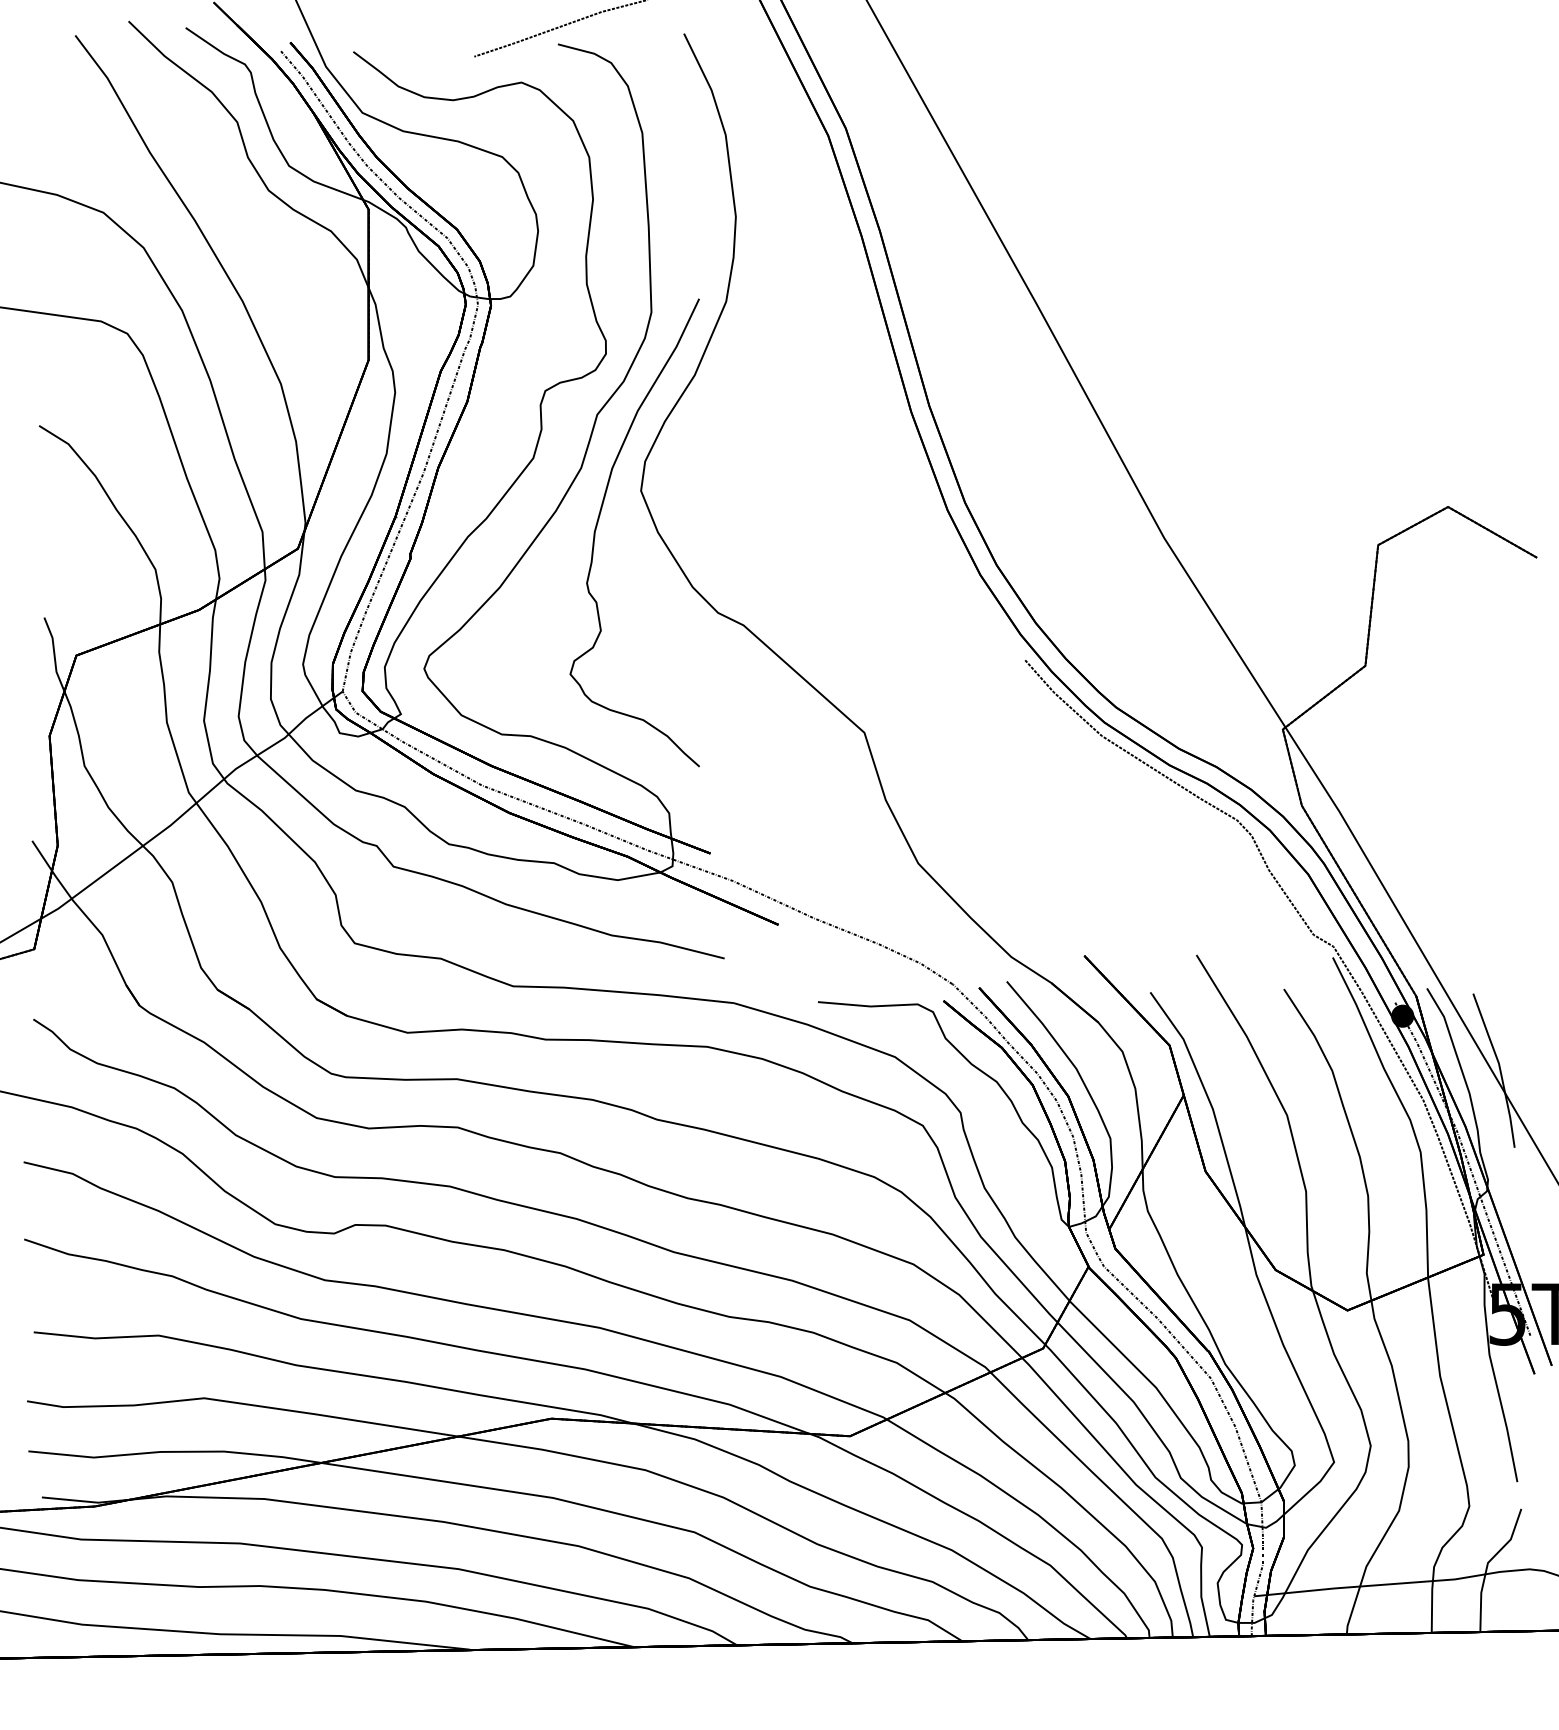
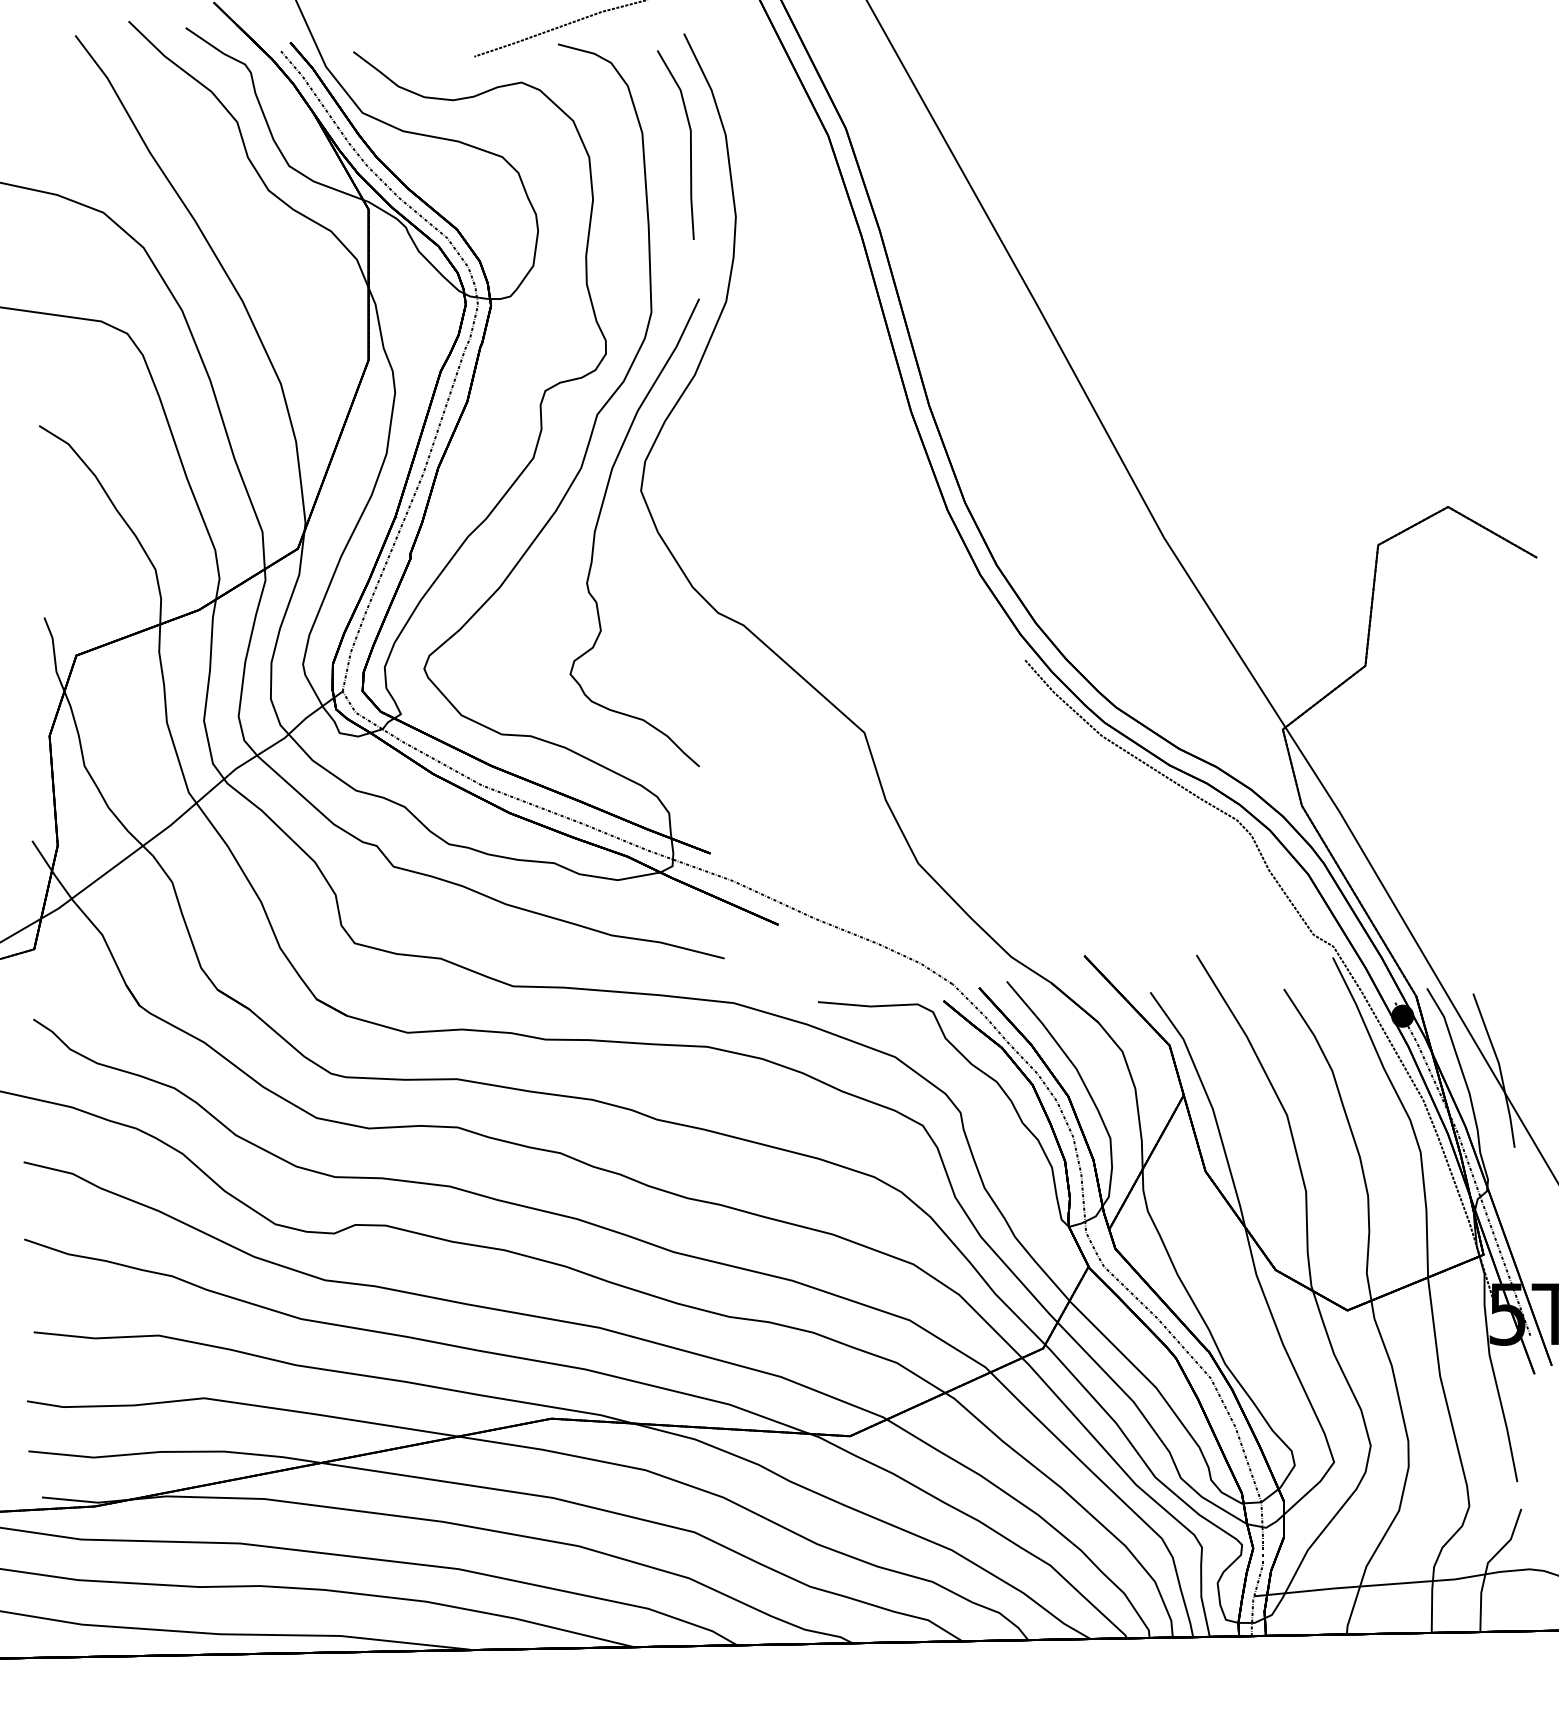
line: none -> present (690, 144)
